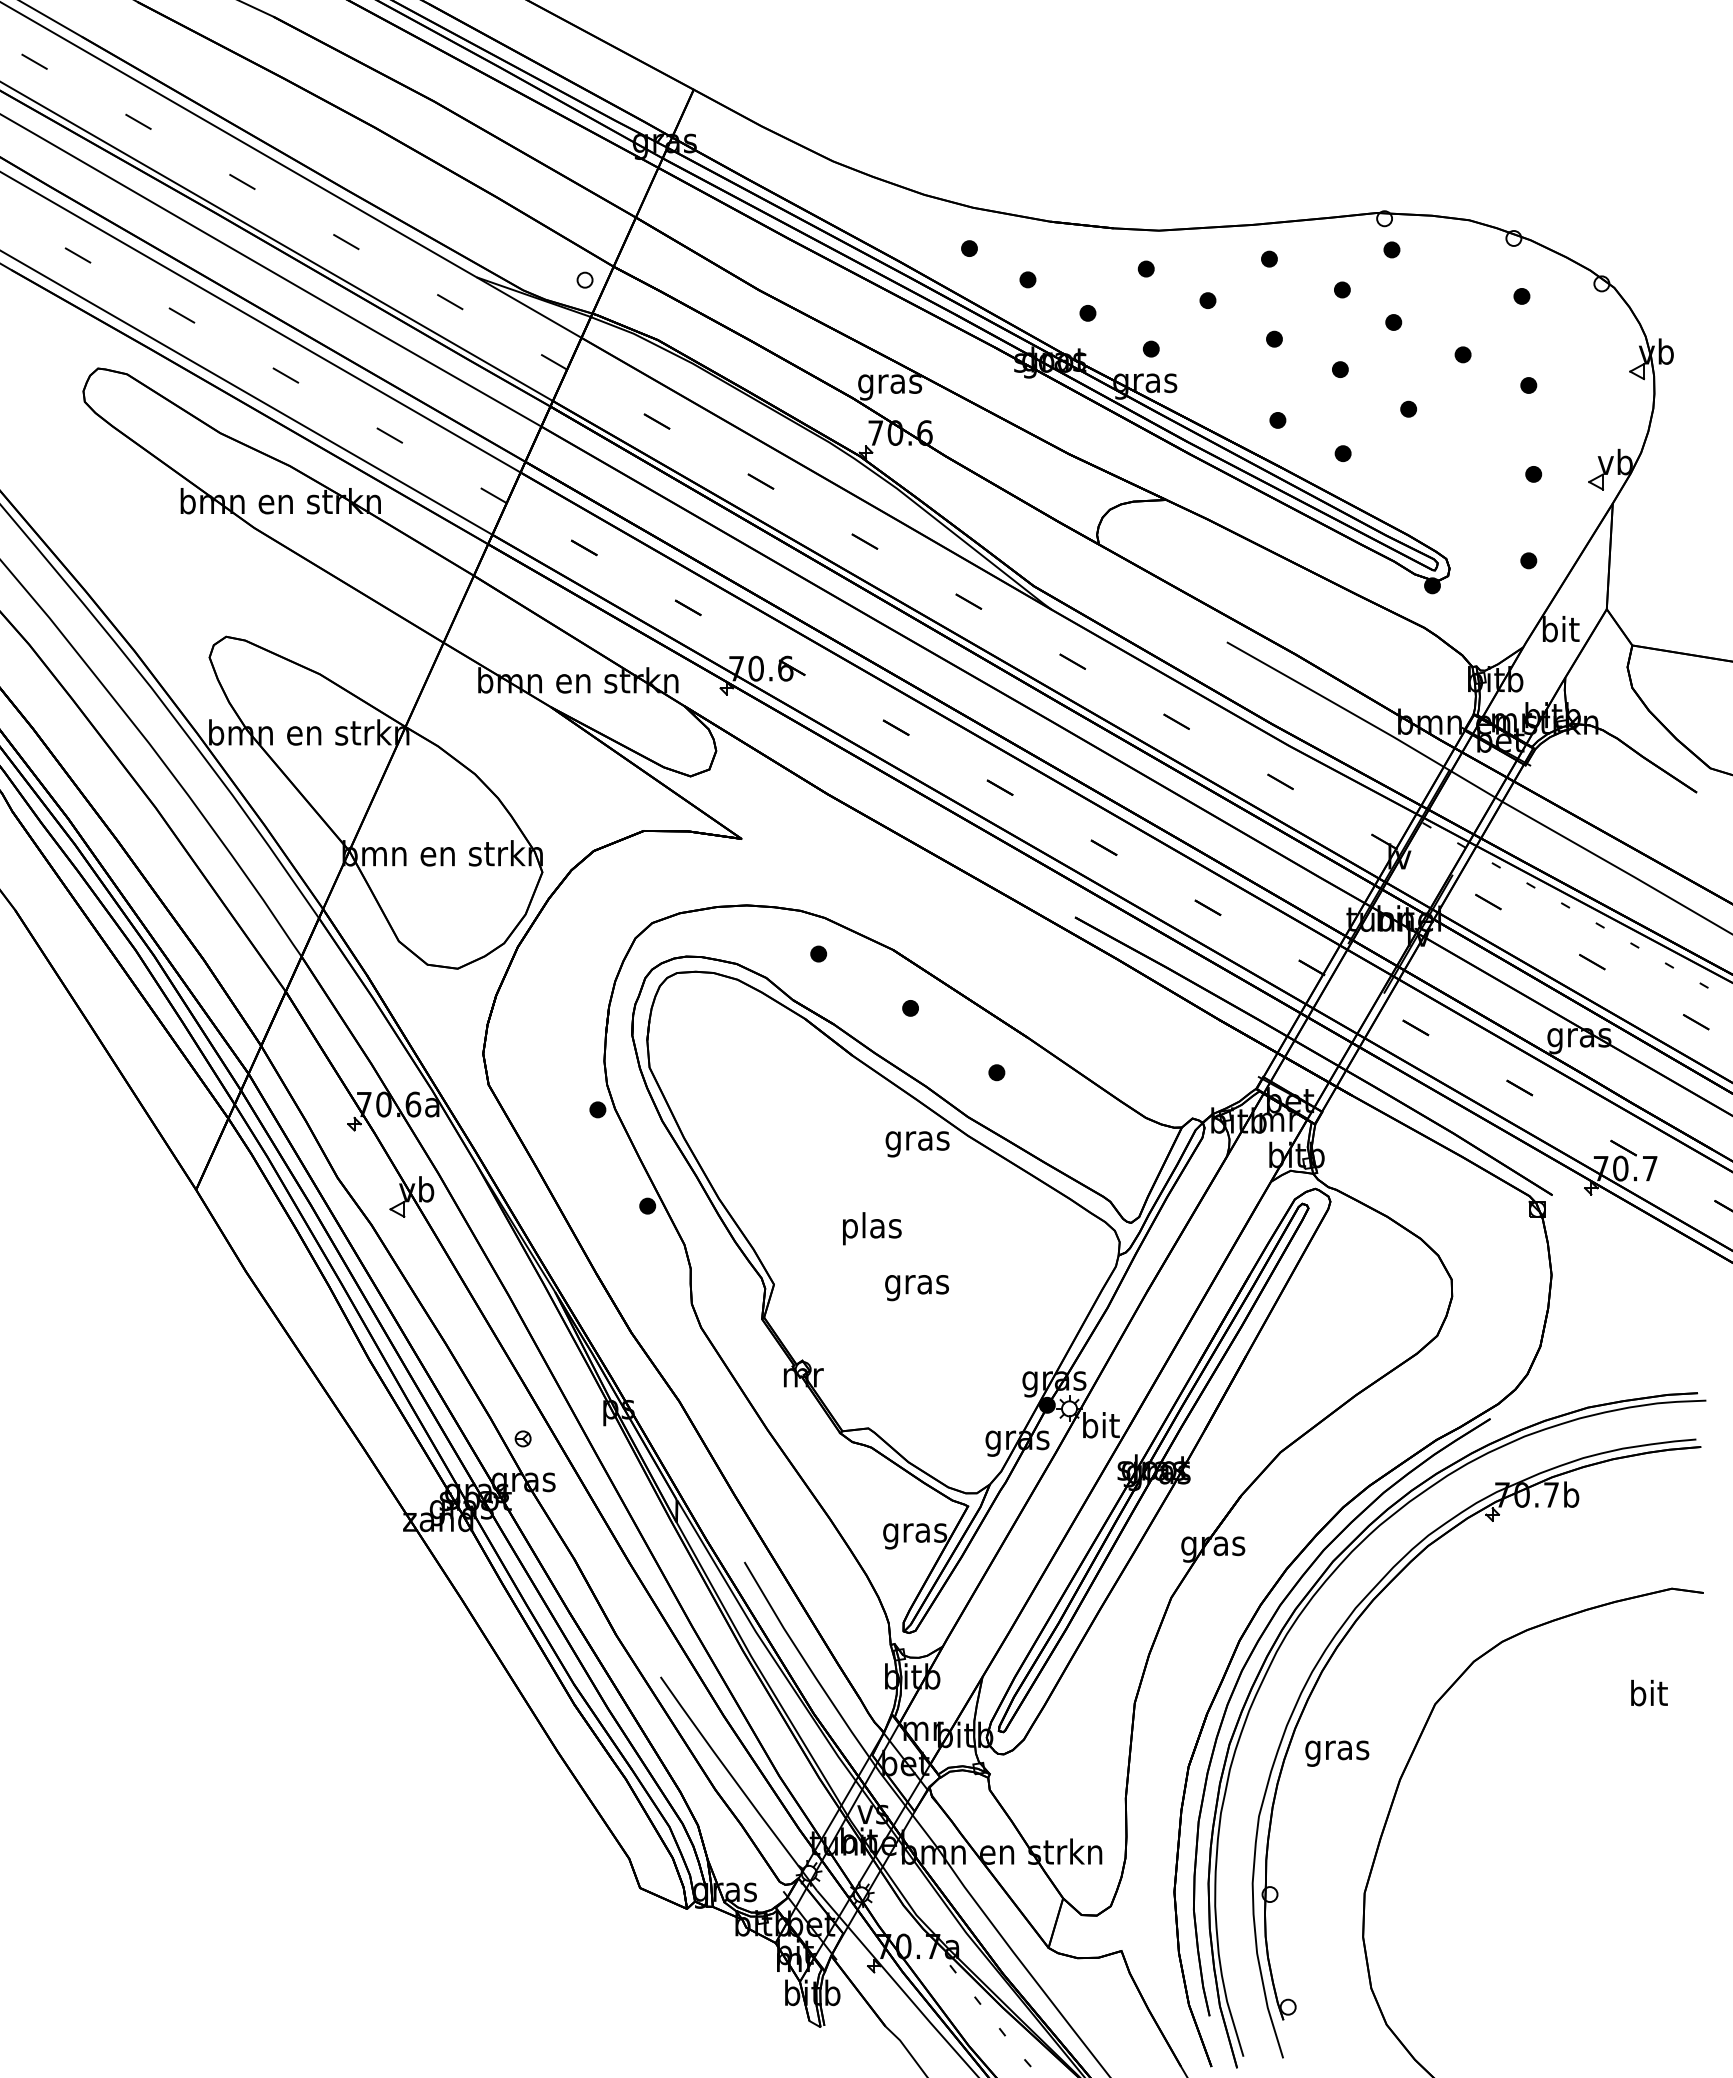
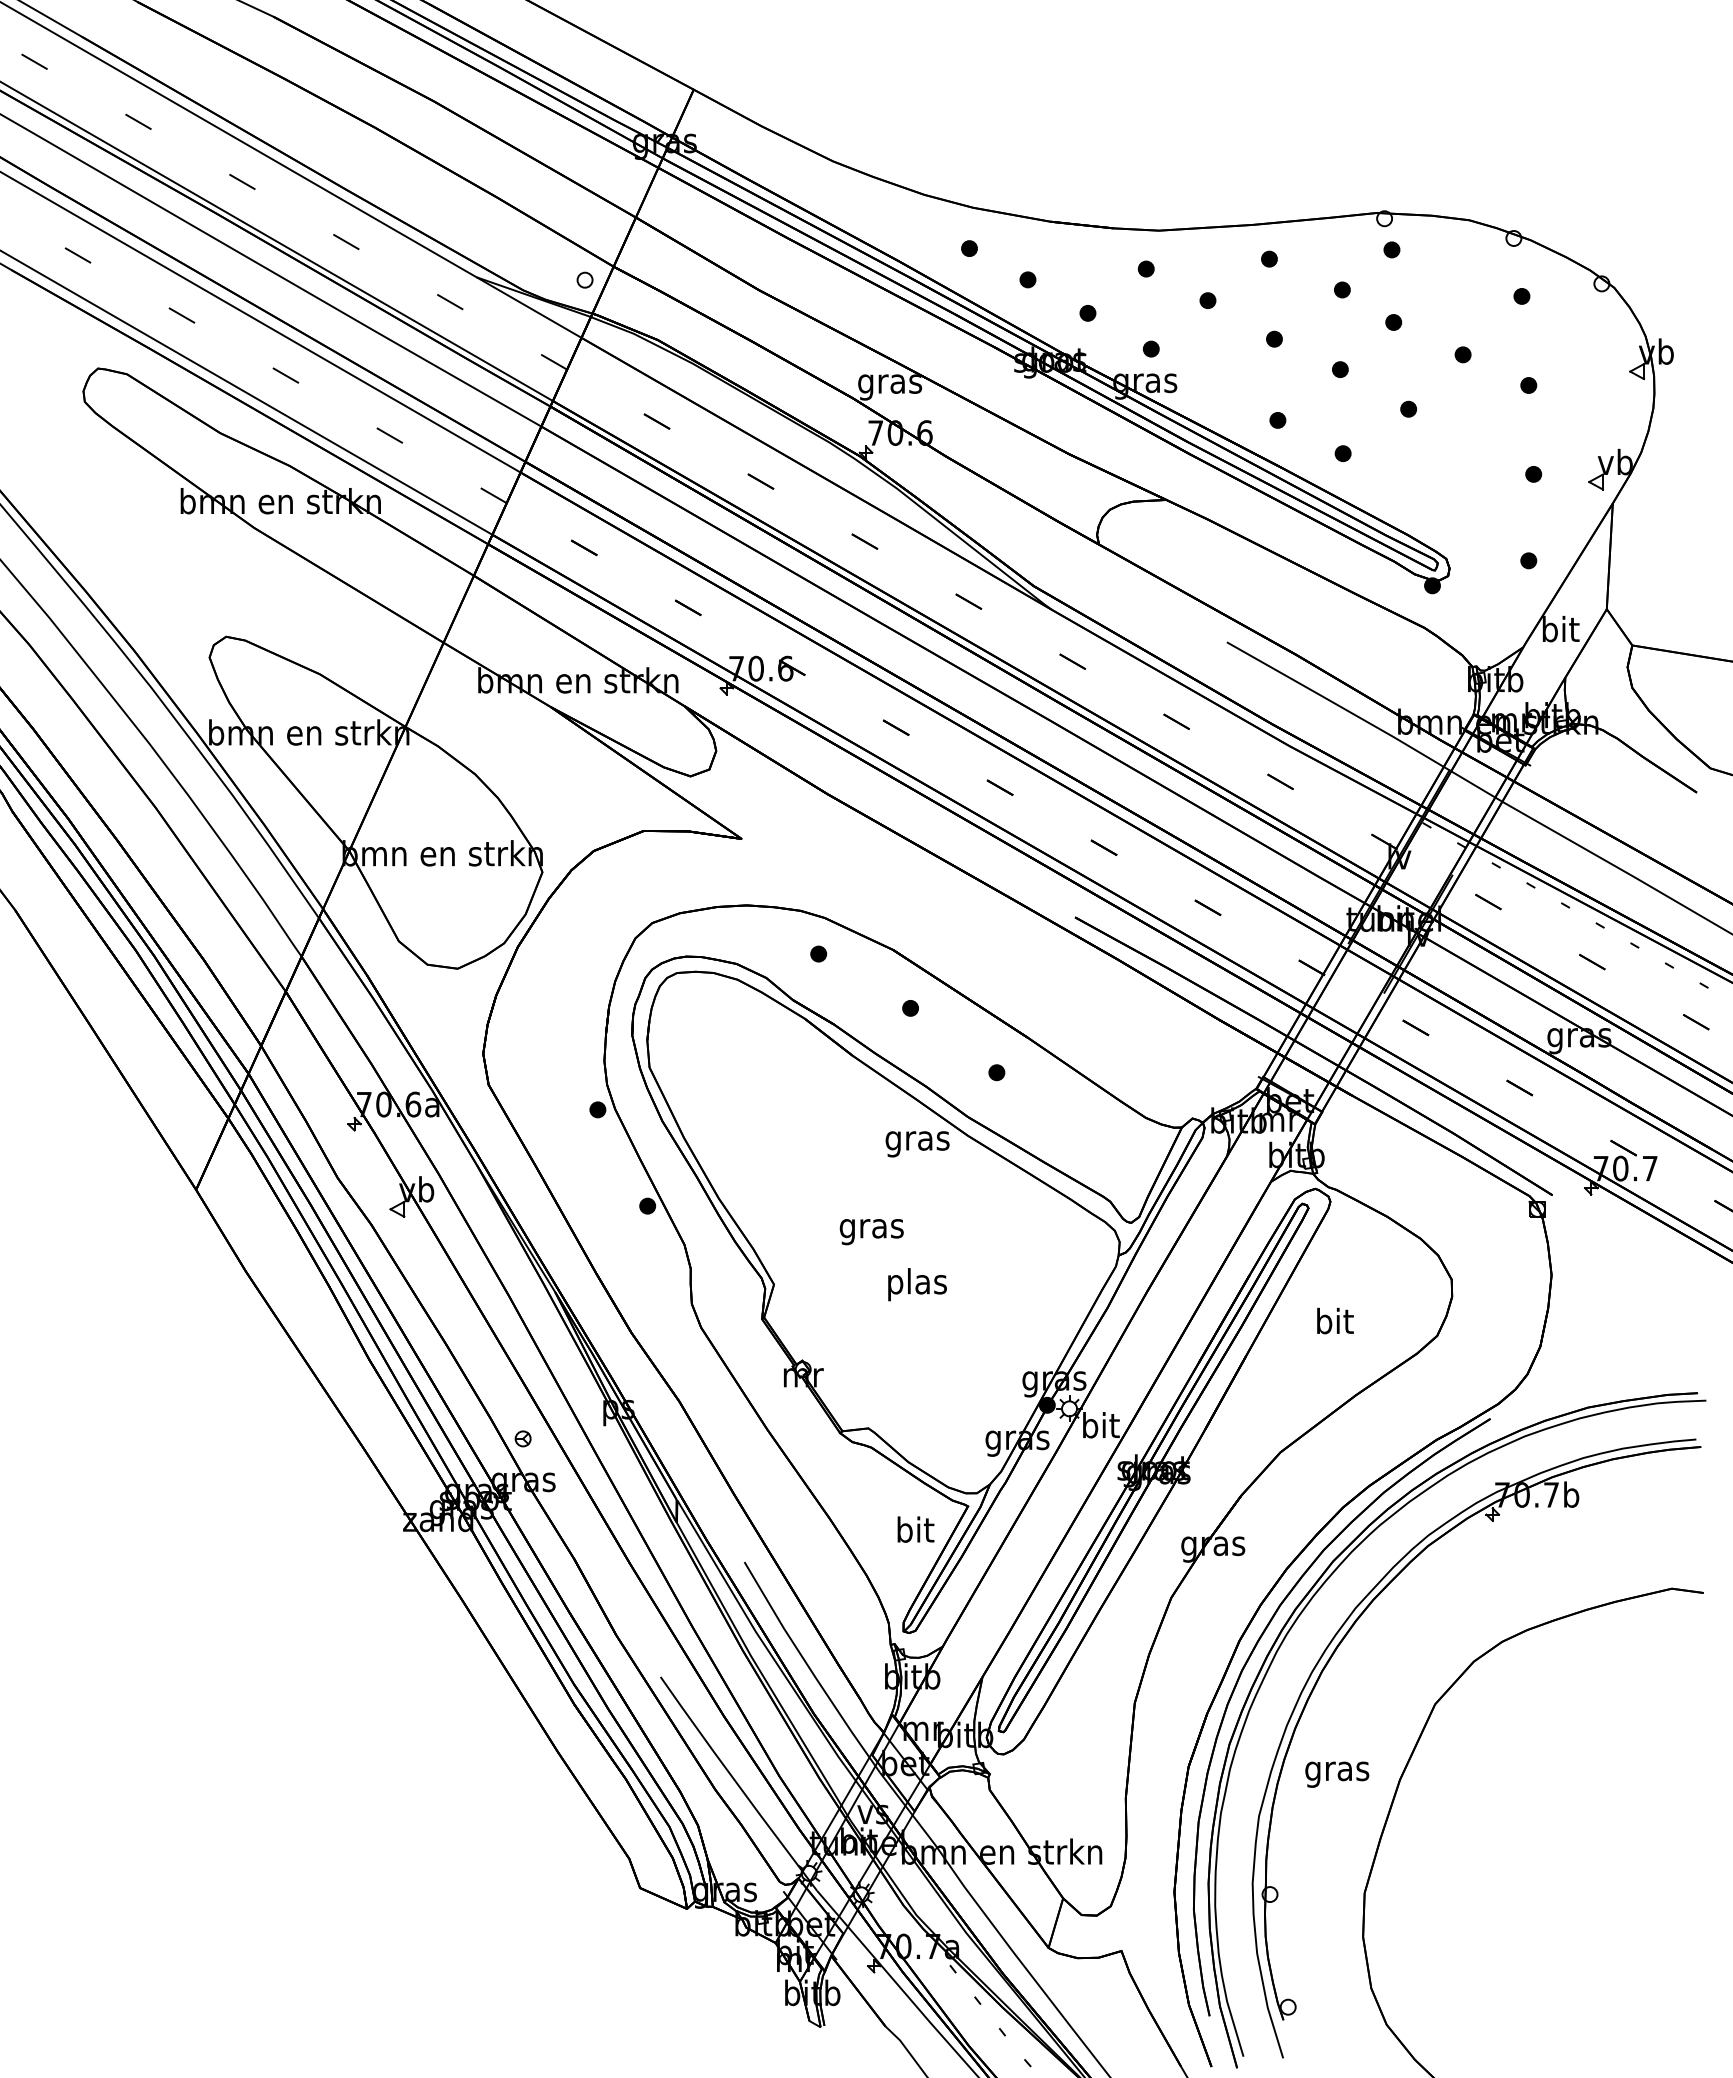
text: plas -> gras (871, 1228)
text: gras -> plas (916, 1284)
text: gras -> bit (915, 1532)
text position: (1649, 1692) -> (1335, 1320) (1335, 1320)
text position: (1337, 1753) -> (1337, 1774) (1337, 1774)
